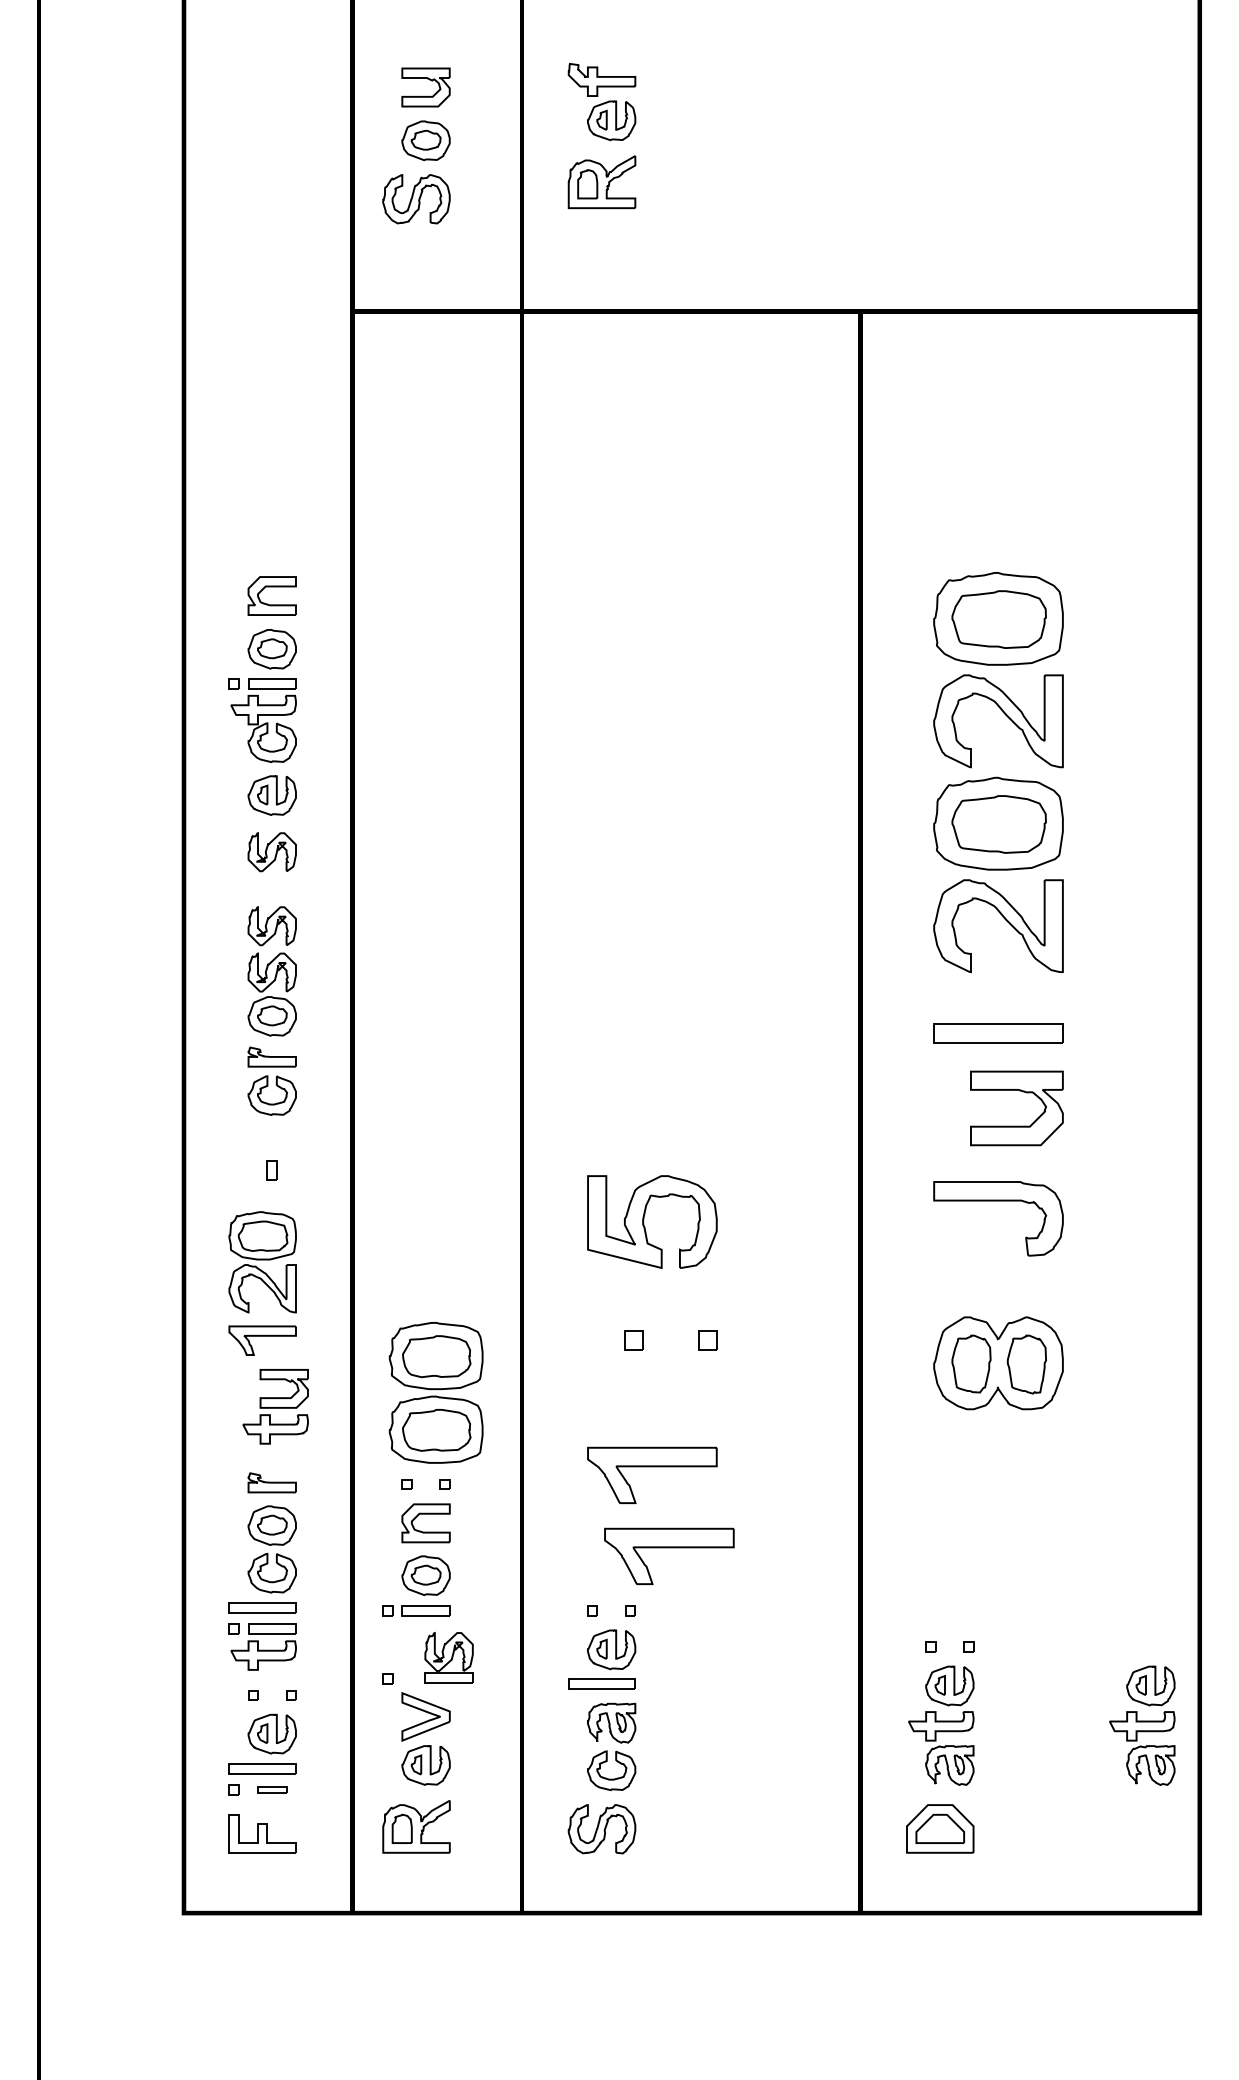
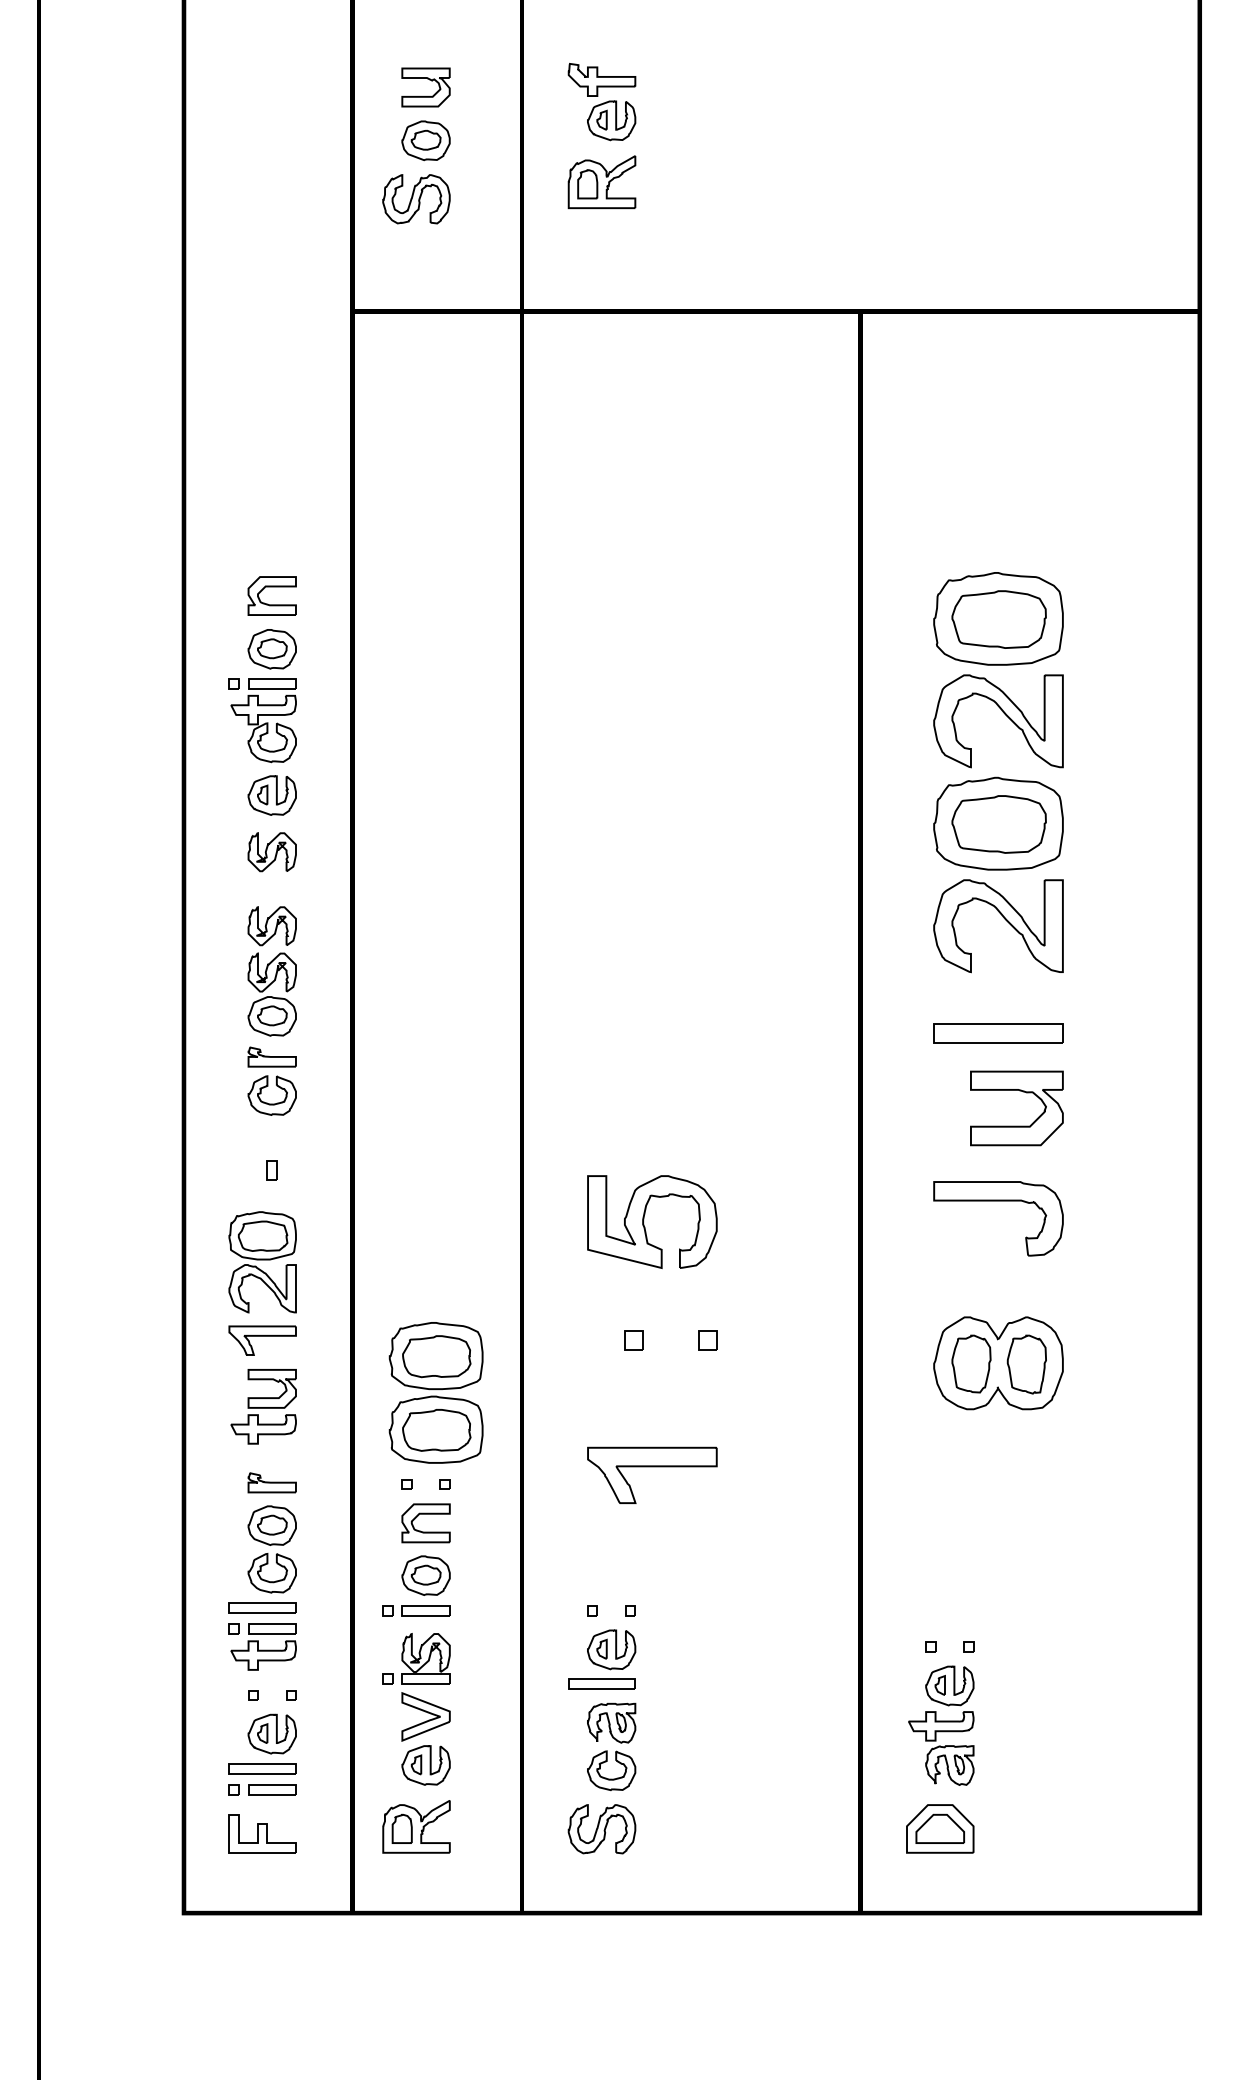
part position: (275, 1406) -> (263, 1406) (263, 1406)
part: present -> none (669, 1548)
part position: (448, 1657) -> (425, 1658) (425, 1658)
part: present -> none (1142, 1725)
part size: 31x8 px -> 49x12 px (272, 1789)
